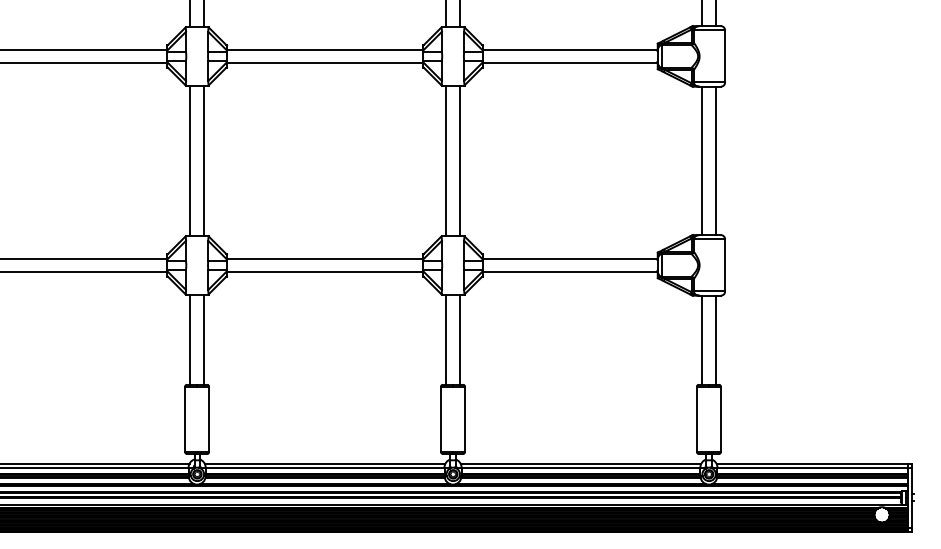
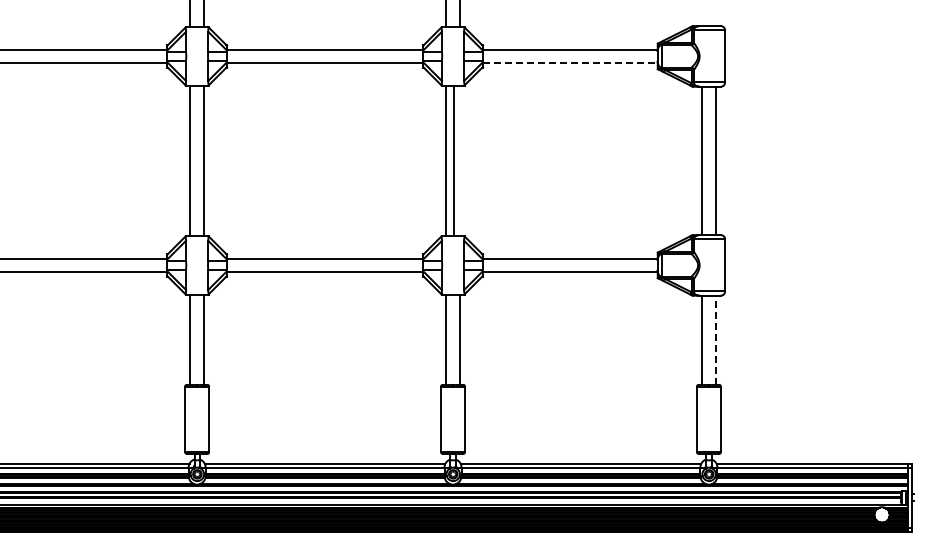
line: present -> none (702, 14)
line: present -> none (715, 14)
line: solid -> dashed (570, 63)
line position: (459, 160) -> (453, 160) (453, 160)
line: solid -> dashed (715, 340)
